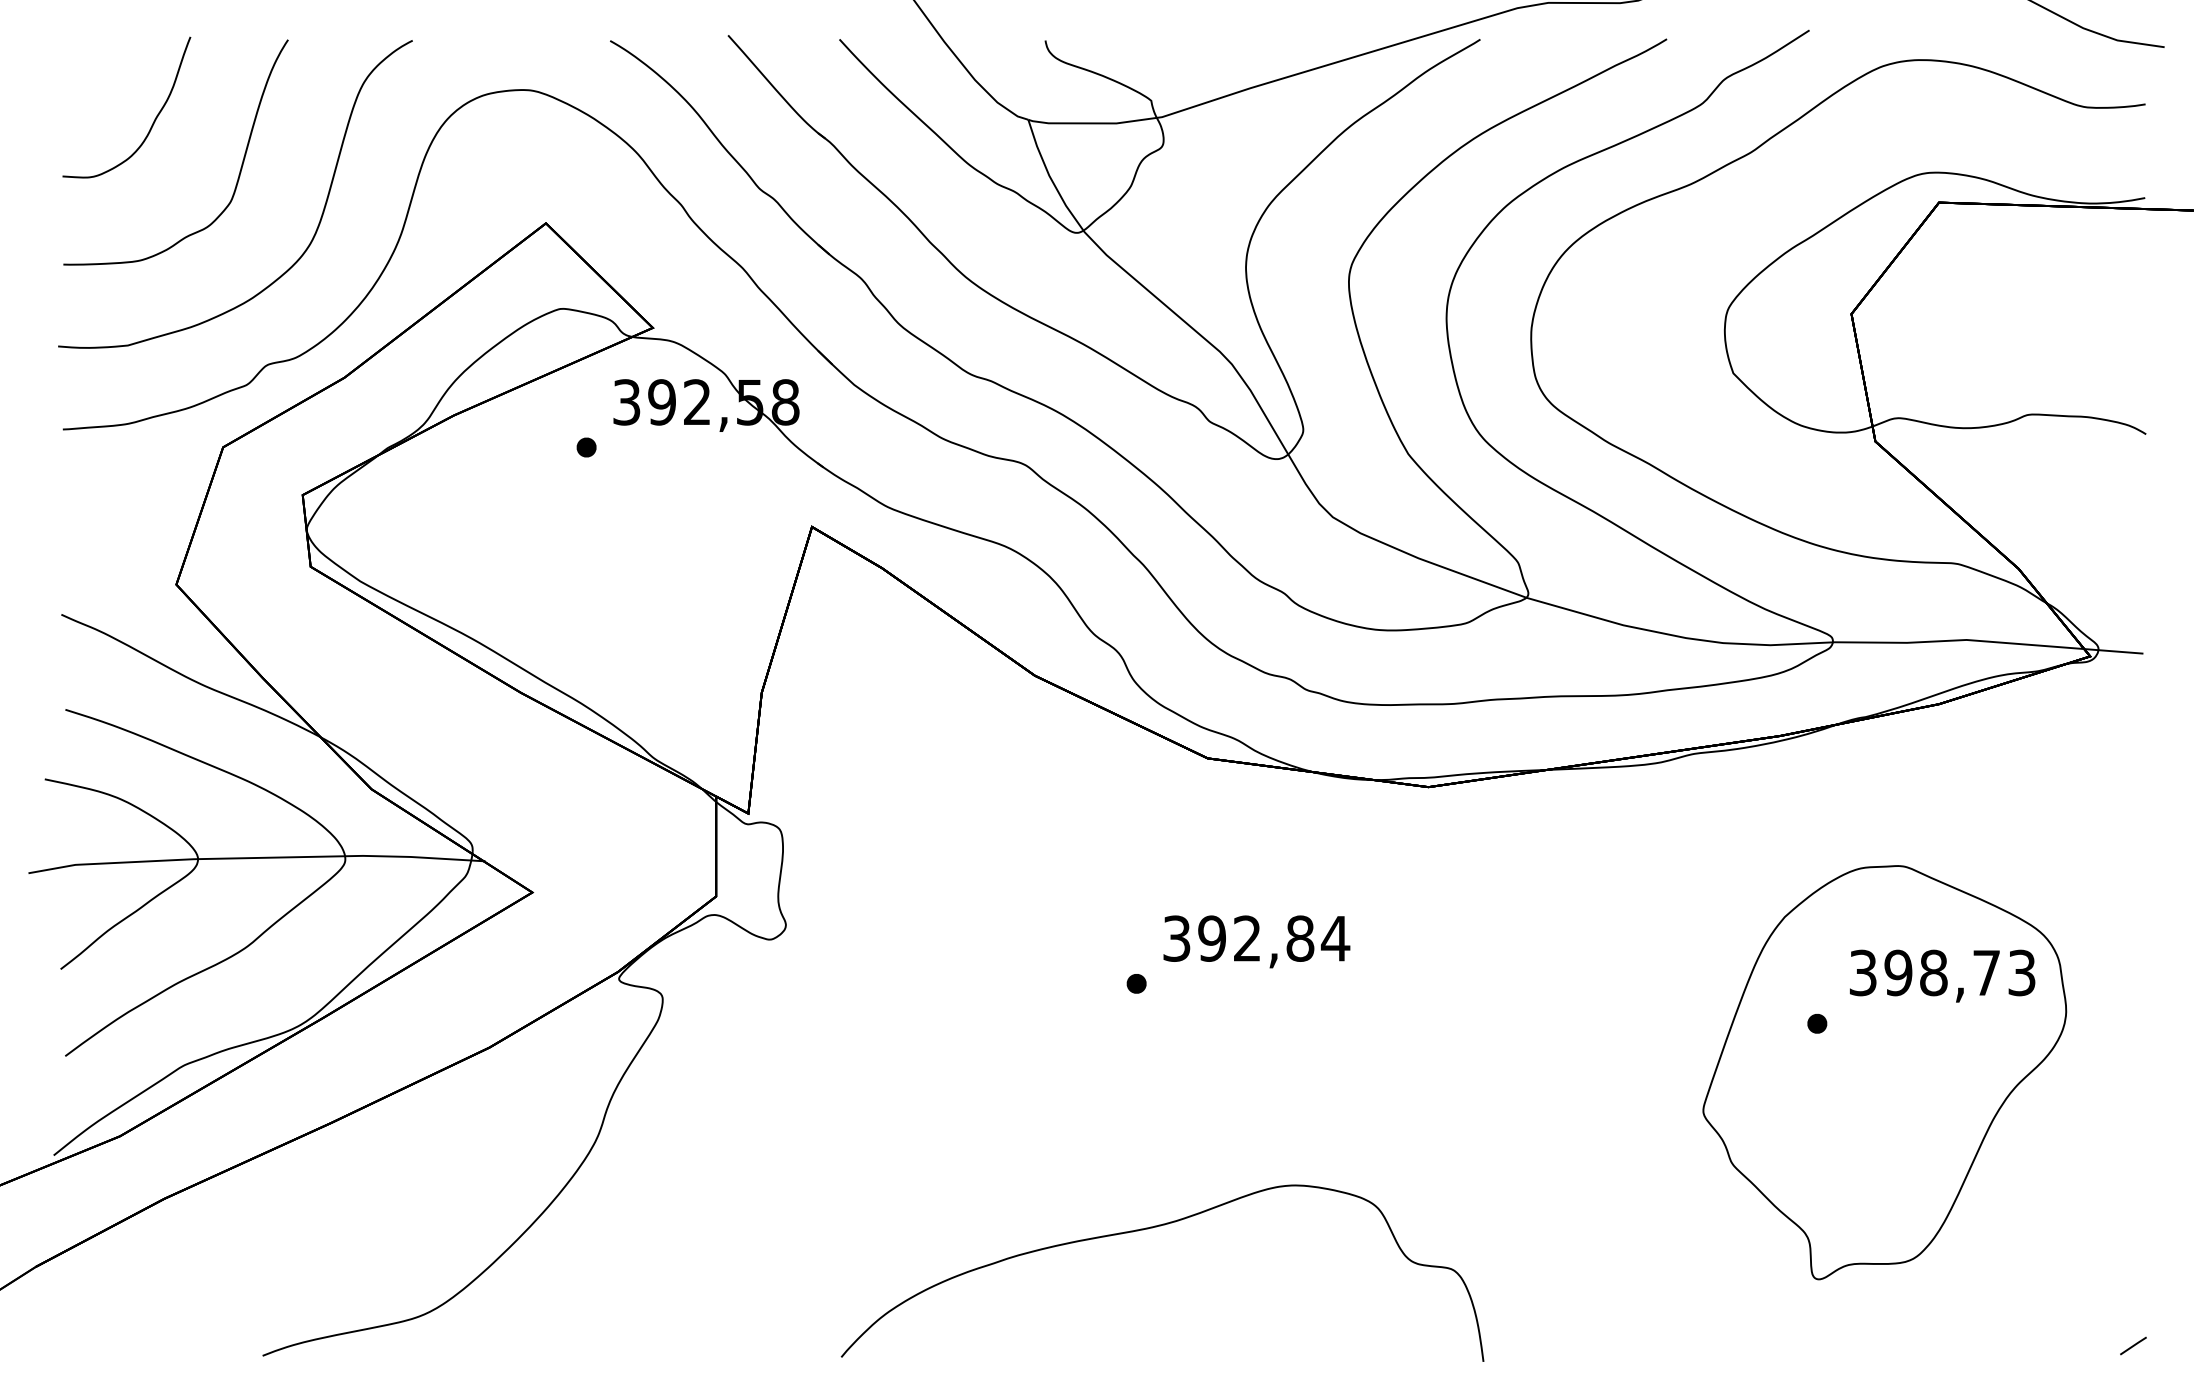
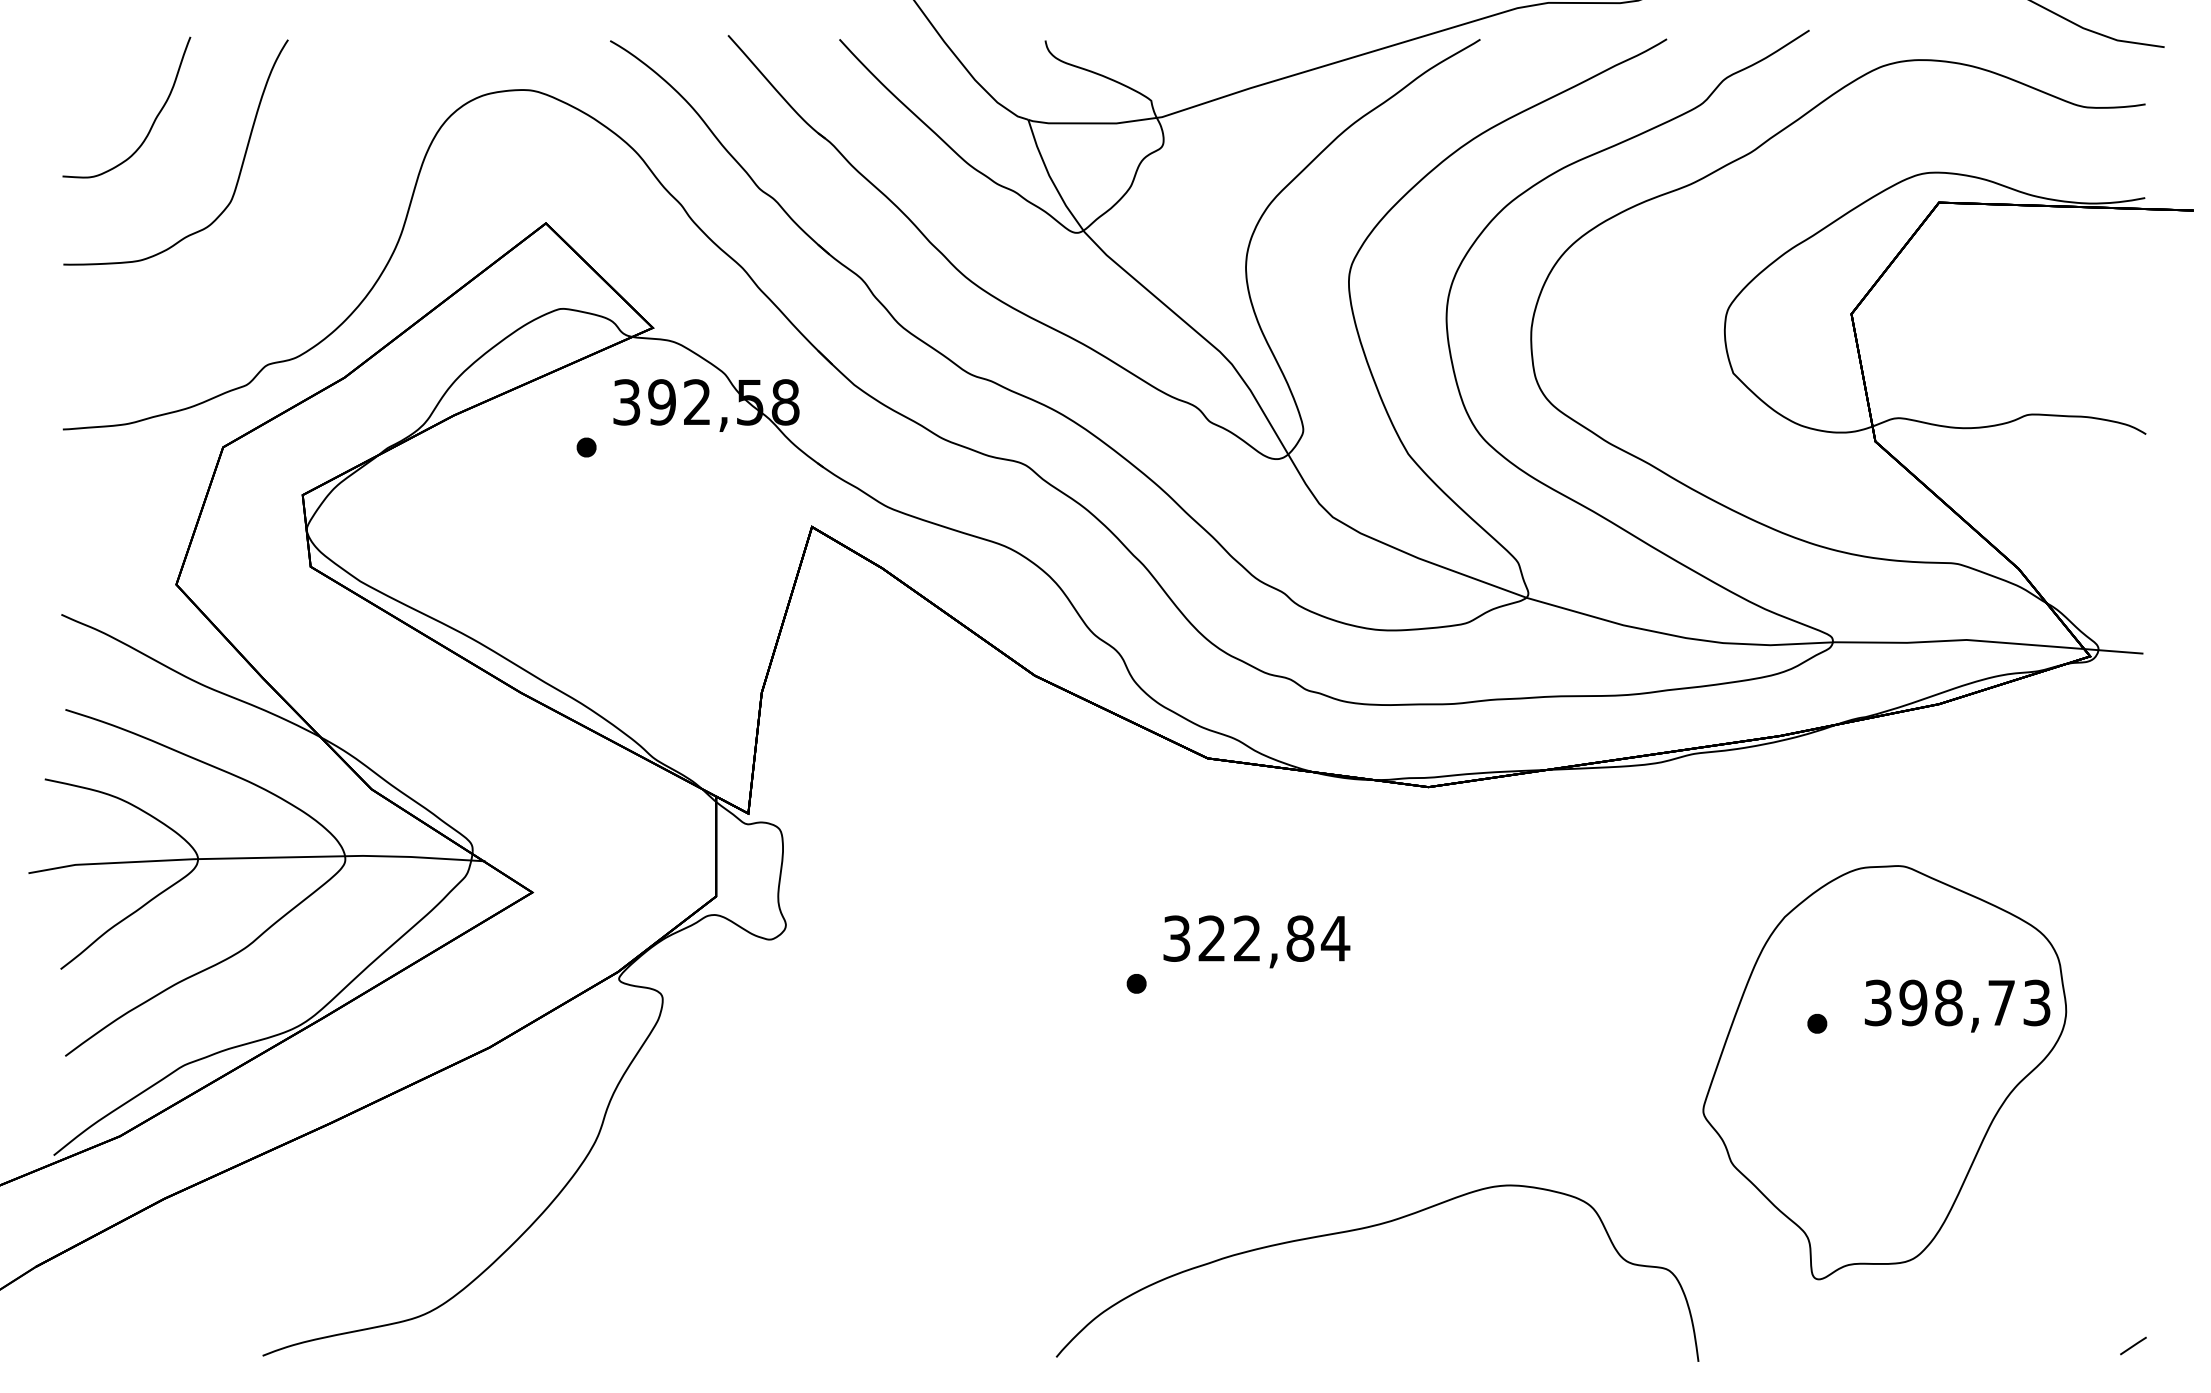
curve: present -> none (317, 225)
text: 392,84 -> 322,84 (1211, 938)
text position: (1942, 975) -> (1957, 1005) (1957, 1005)
curve position: (1152, 1228) -> (1367, 1228) (1367, 1228)
